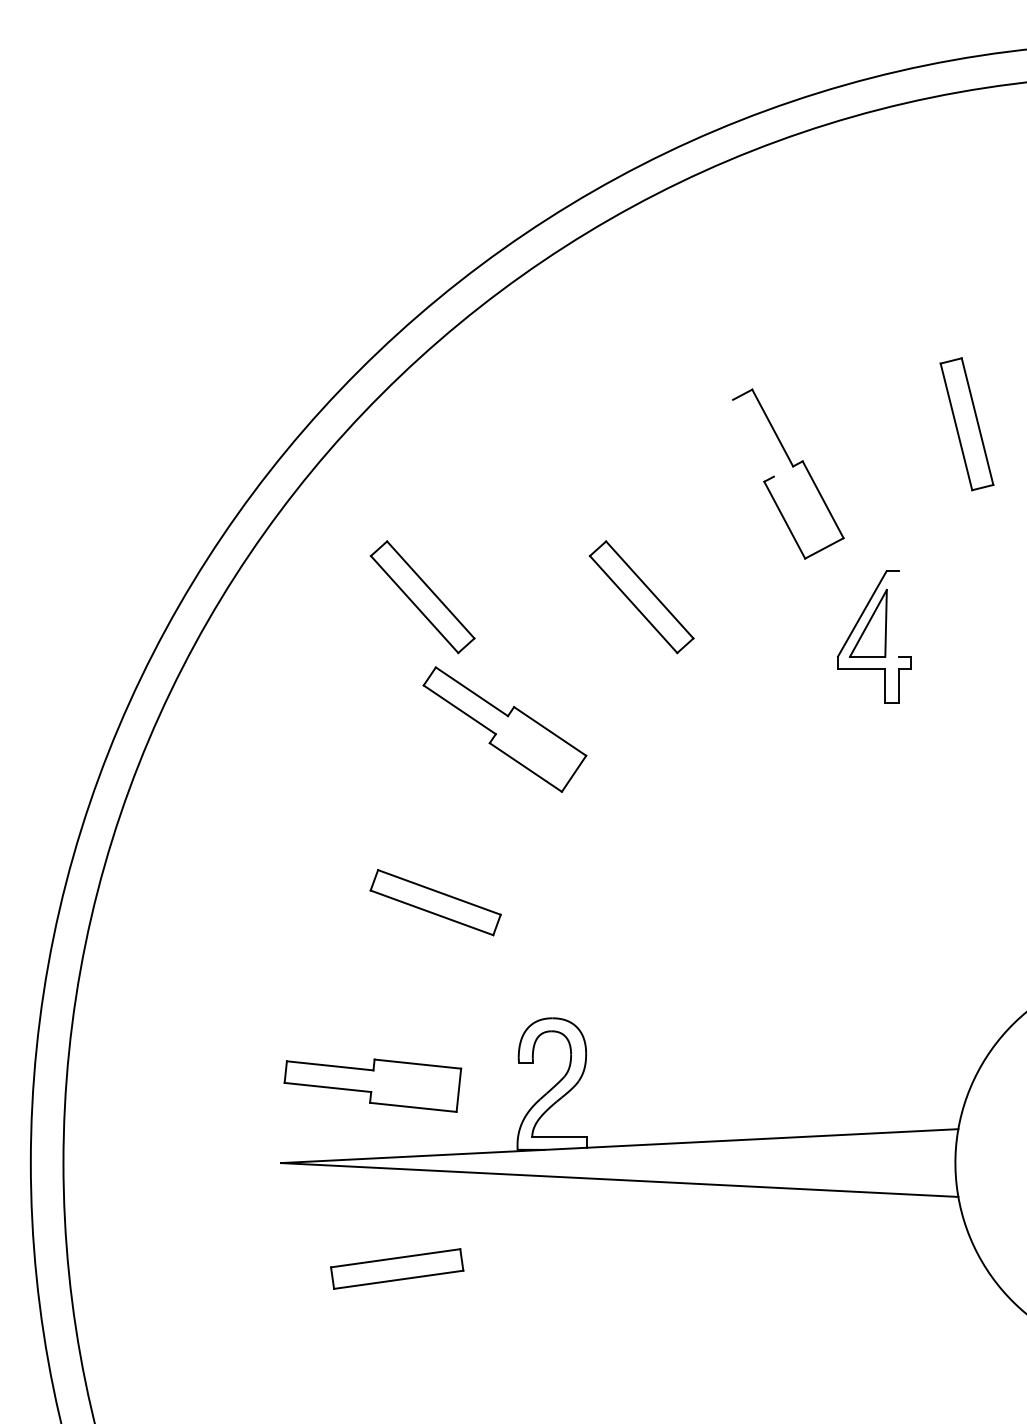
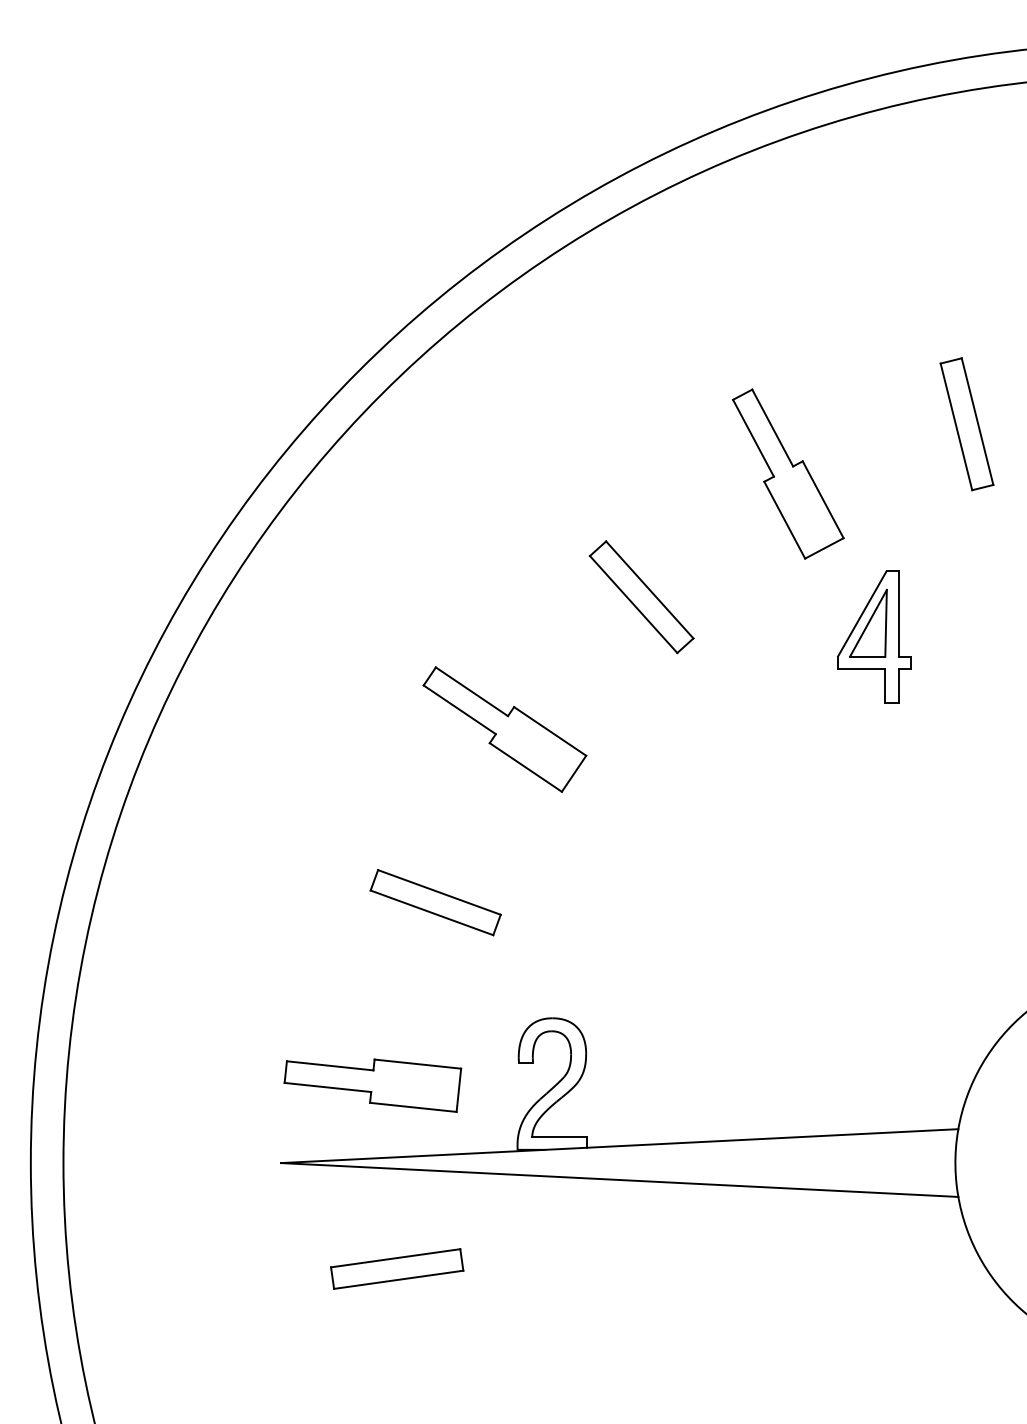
line: none -> present (753, 437)
part: present -> none (422, 597)
line: none -> present (899, 613)
